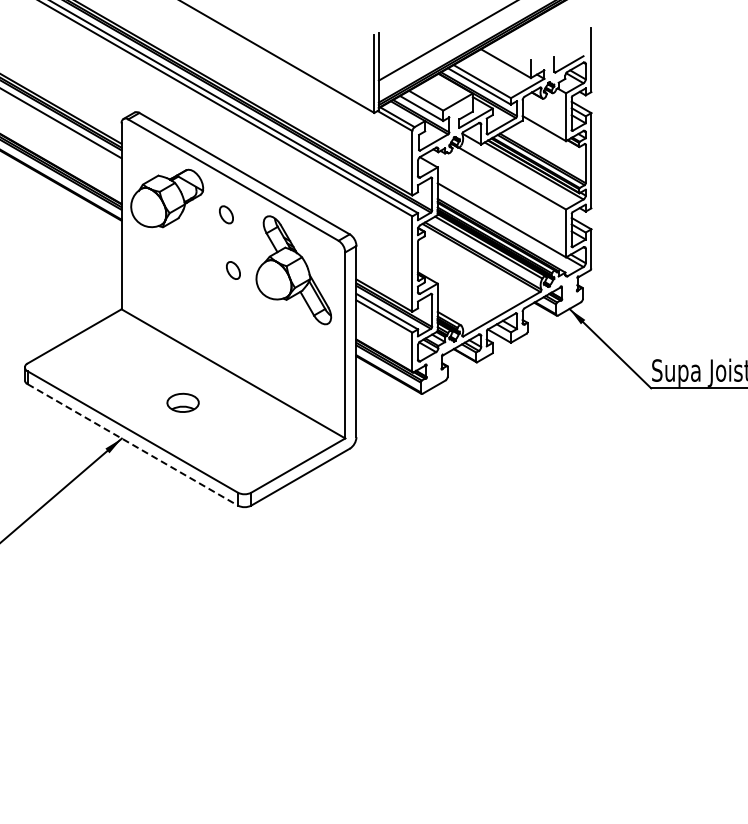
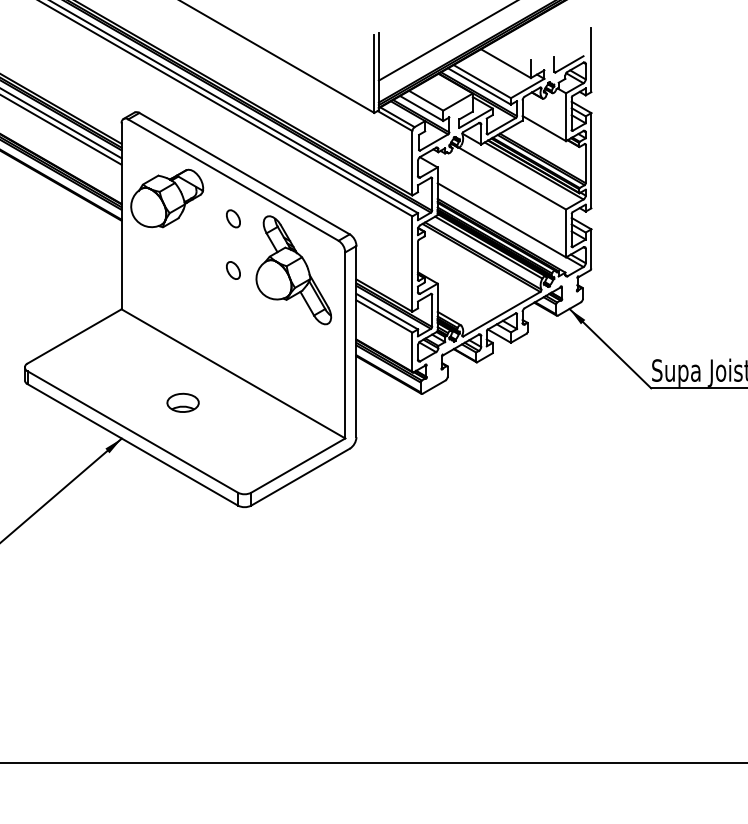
line: none -> present (61, 130)
part position: (226, 214) -> (233, 218) (233, 218)
line: dashed -> solid (133, 445)
line: none -> present (373, 762)
